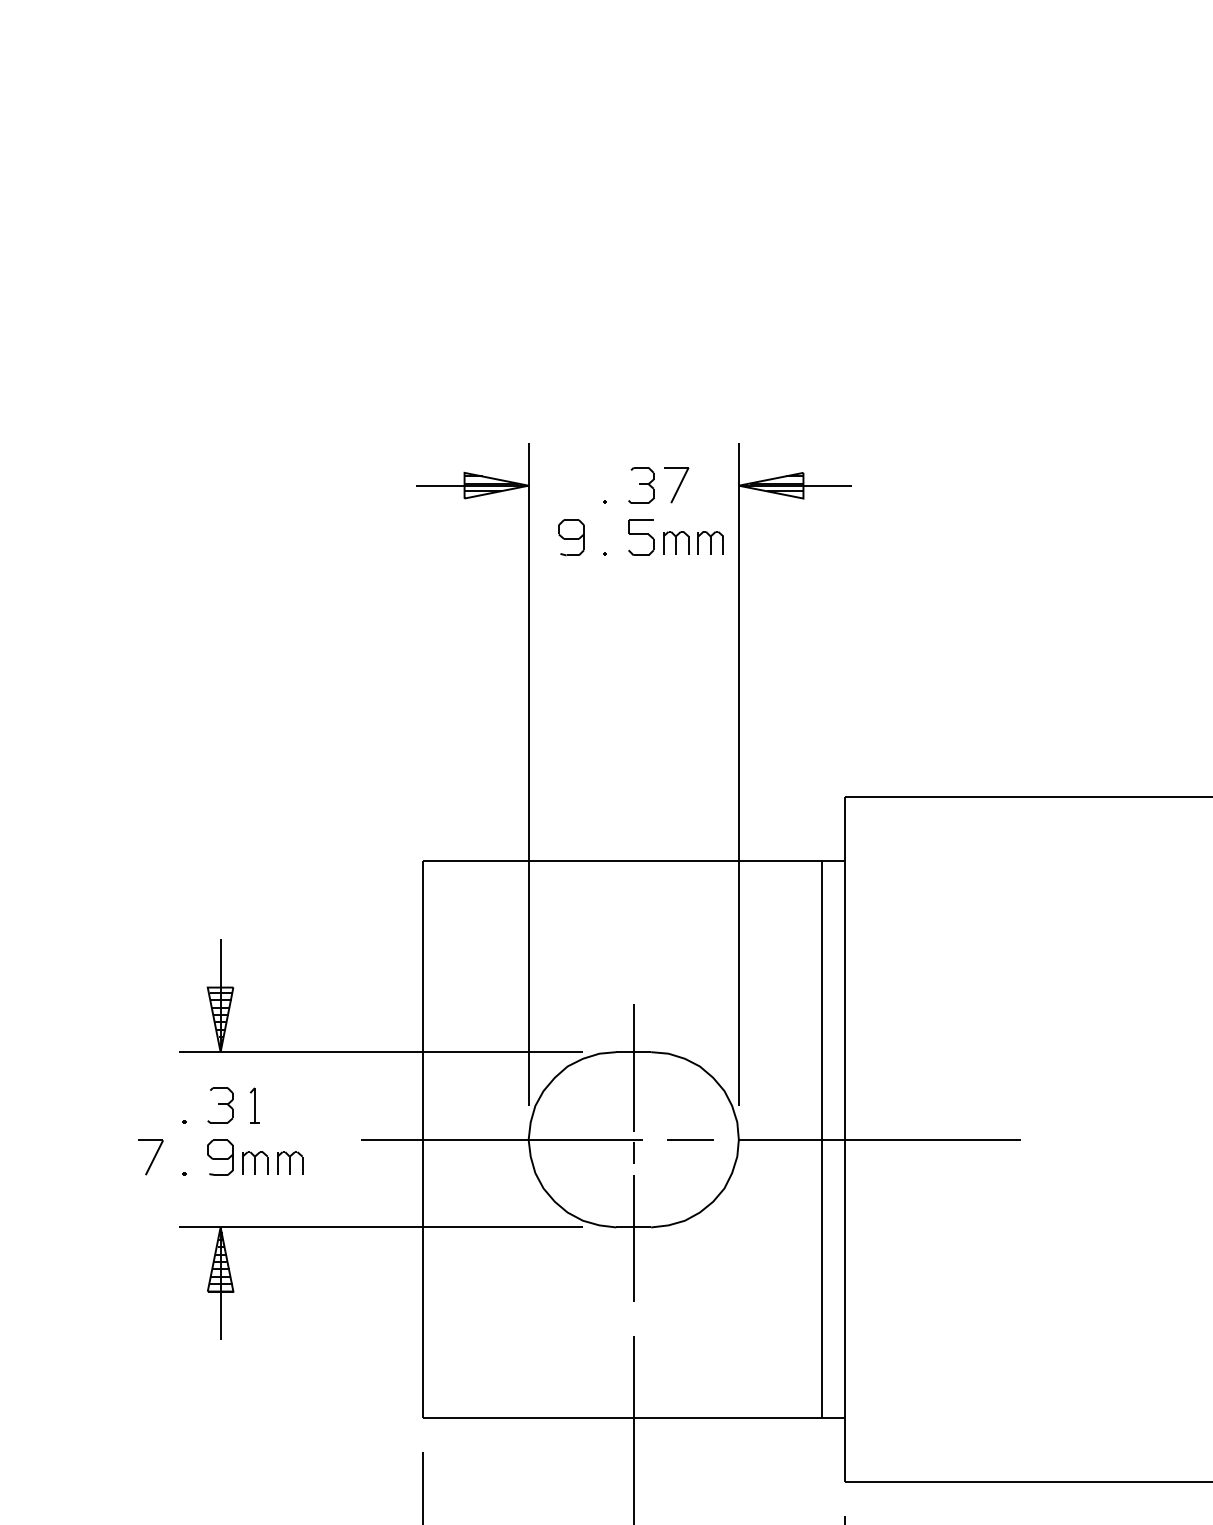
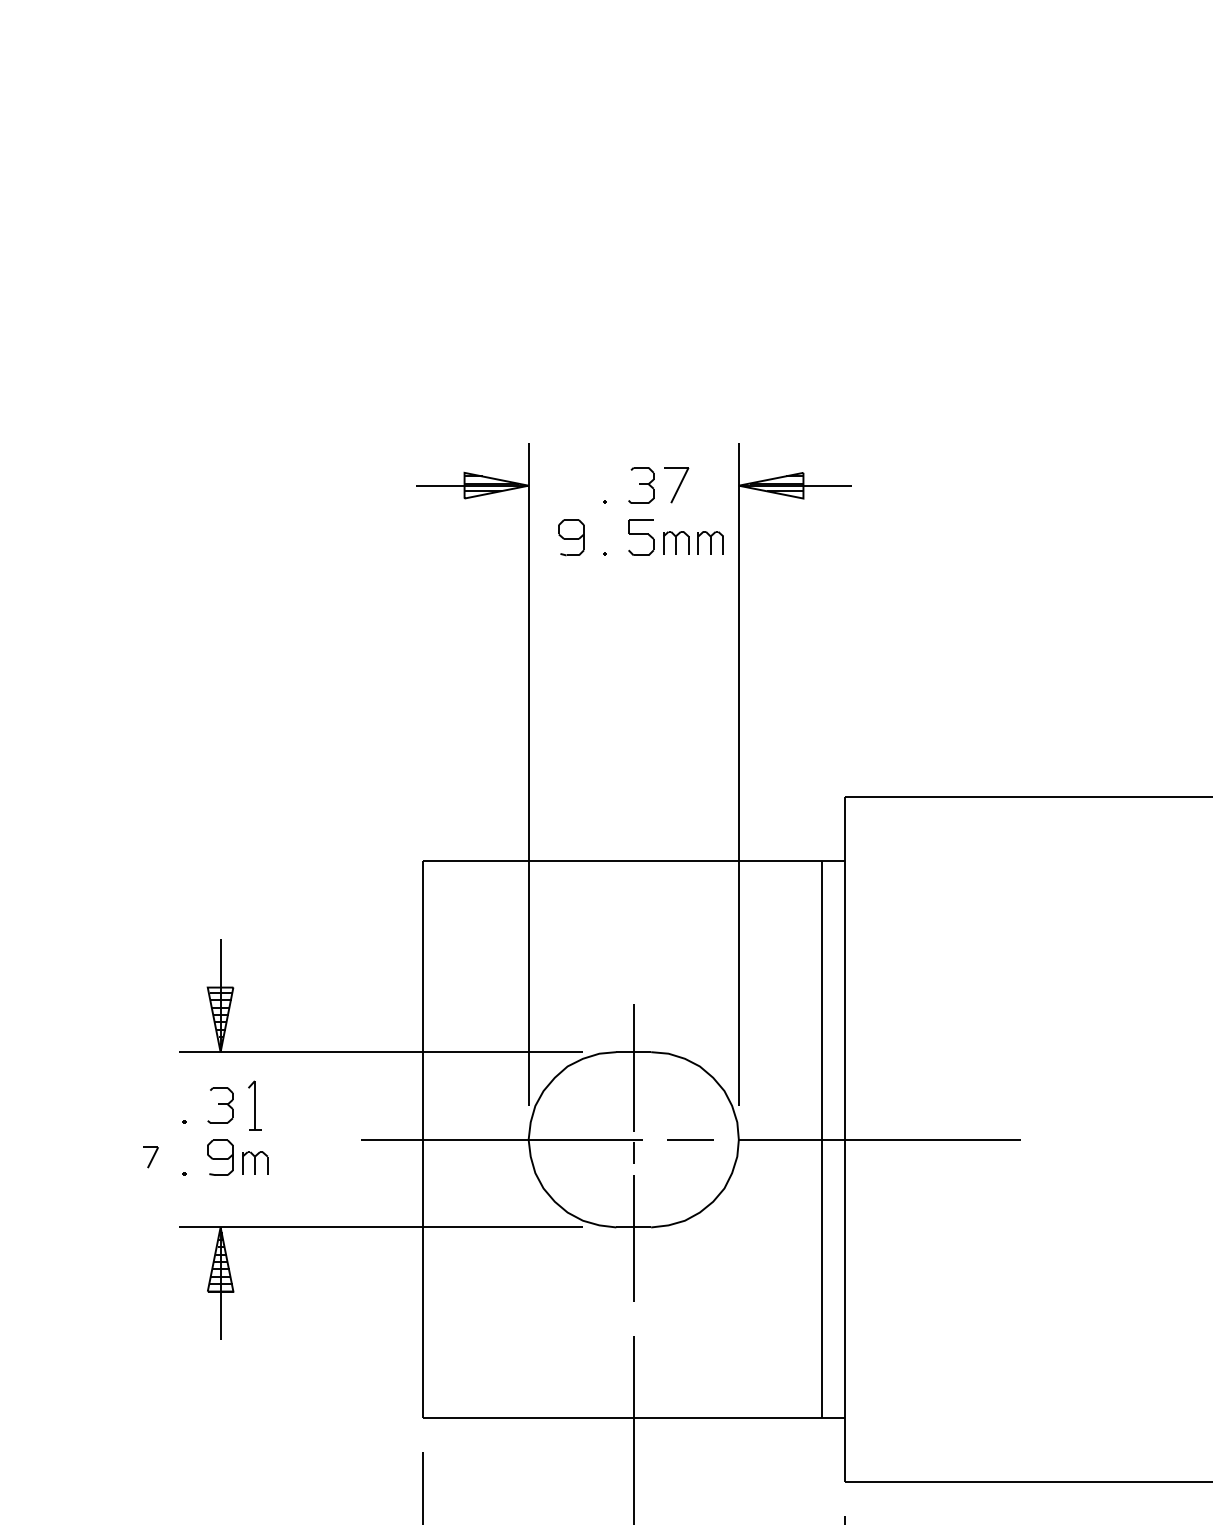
part size: 10x37 px -> 14x51 px (254, 1105)
part size: 26x37 px -> 16x23 px (150, 1157)
part: present -> none (290, 1162)
